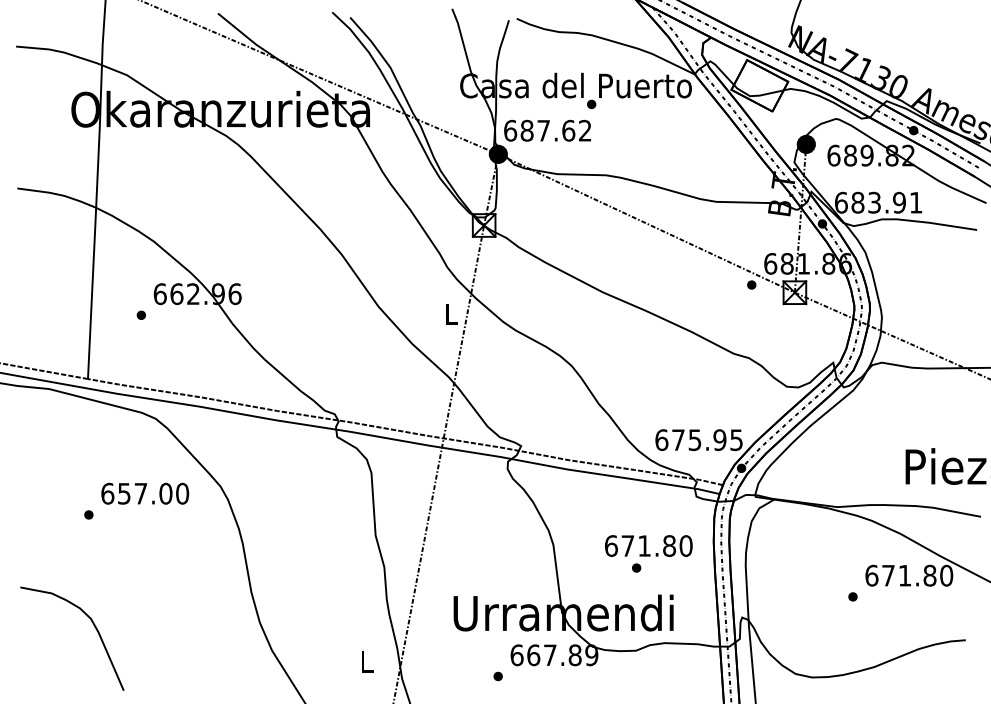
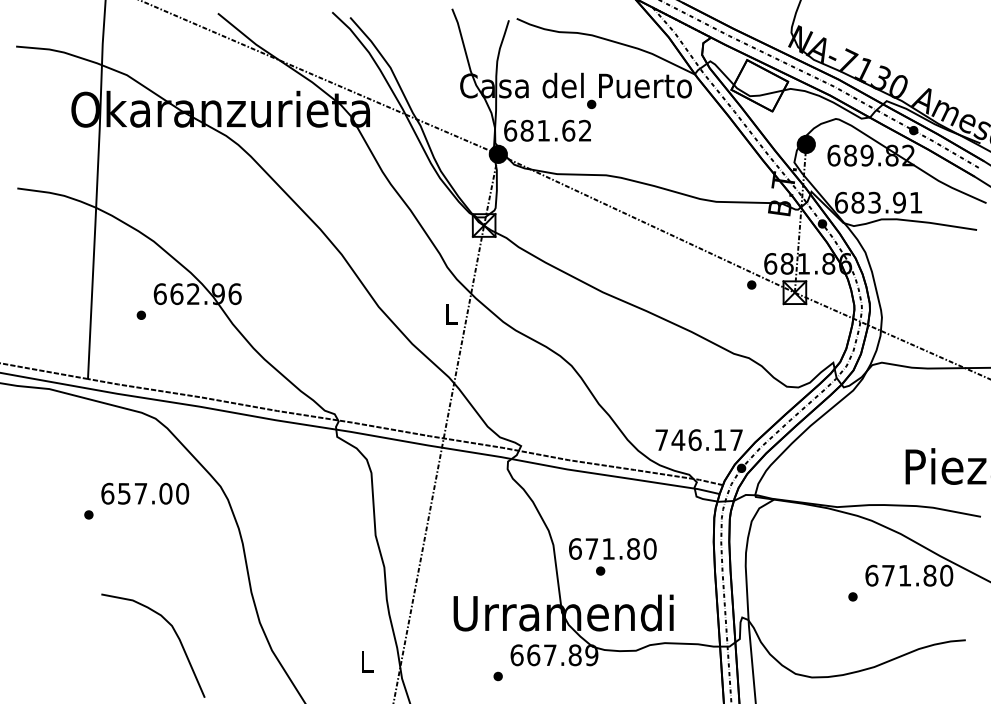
text: 687.62 -> 681.62 (543, 130)
text: 675.95 -> 746.17 (698, 440)
text position: (648, 553) -> (612, 556) (612, 556)
curve position: (94, 627) -> (175, 634) (175, 634)
